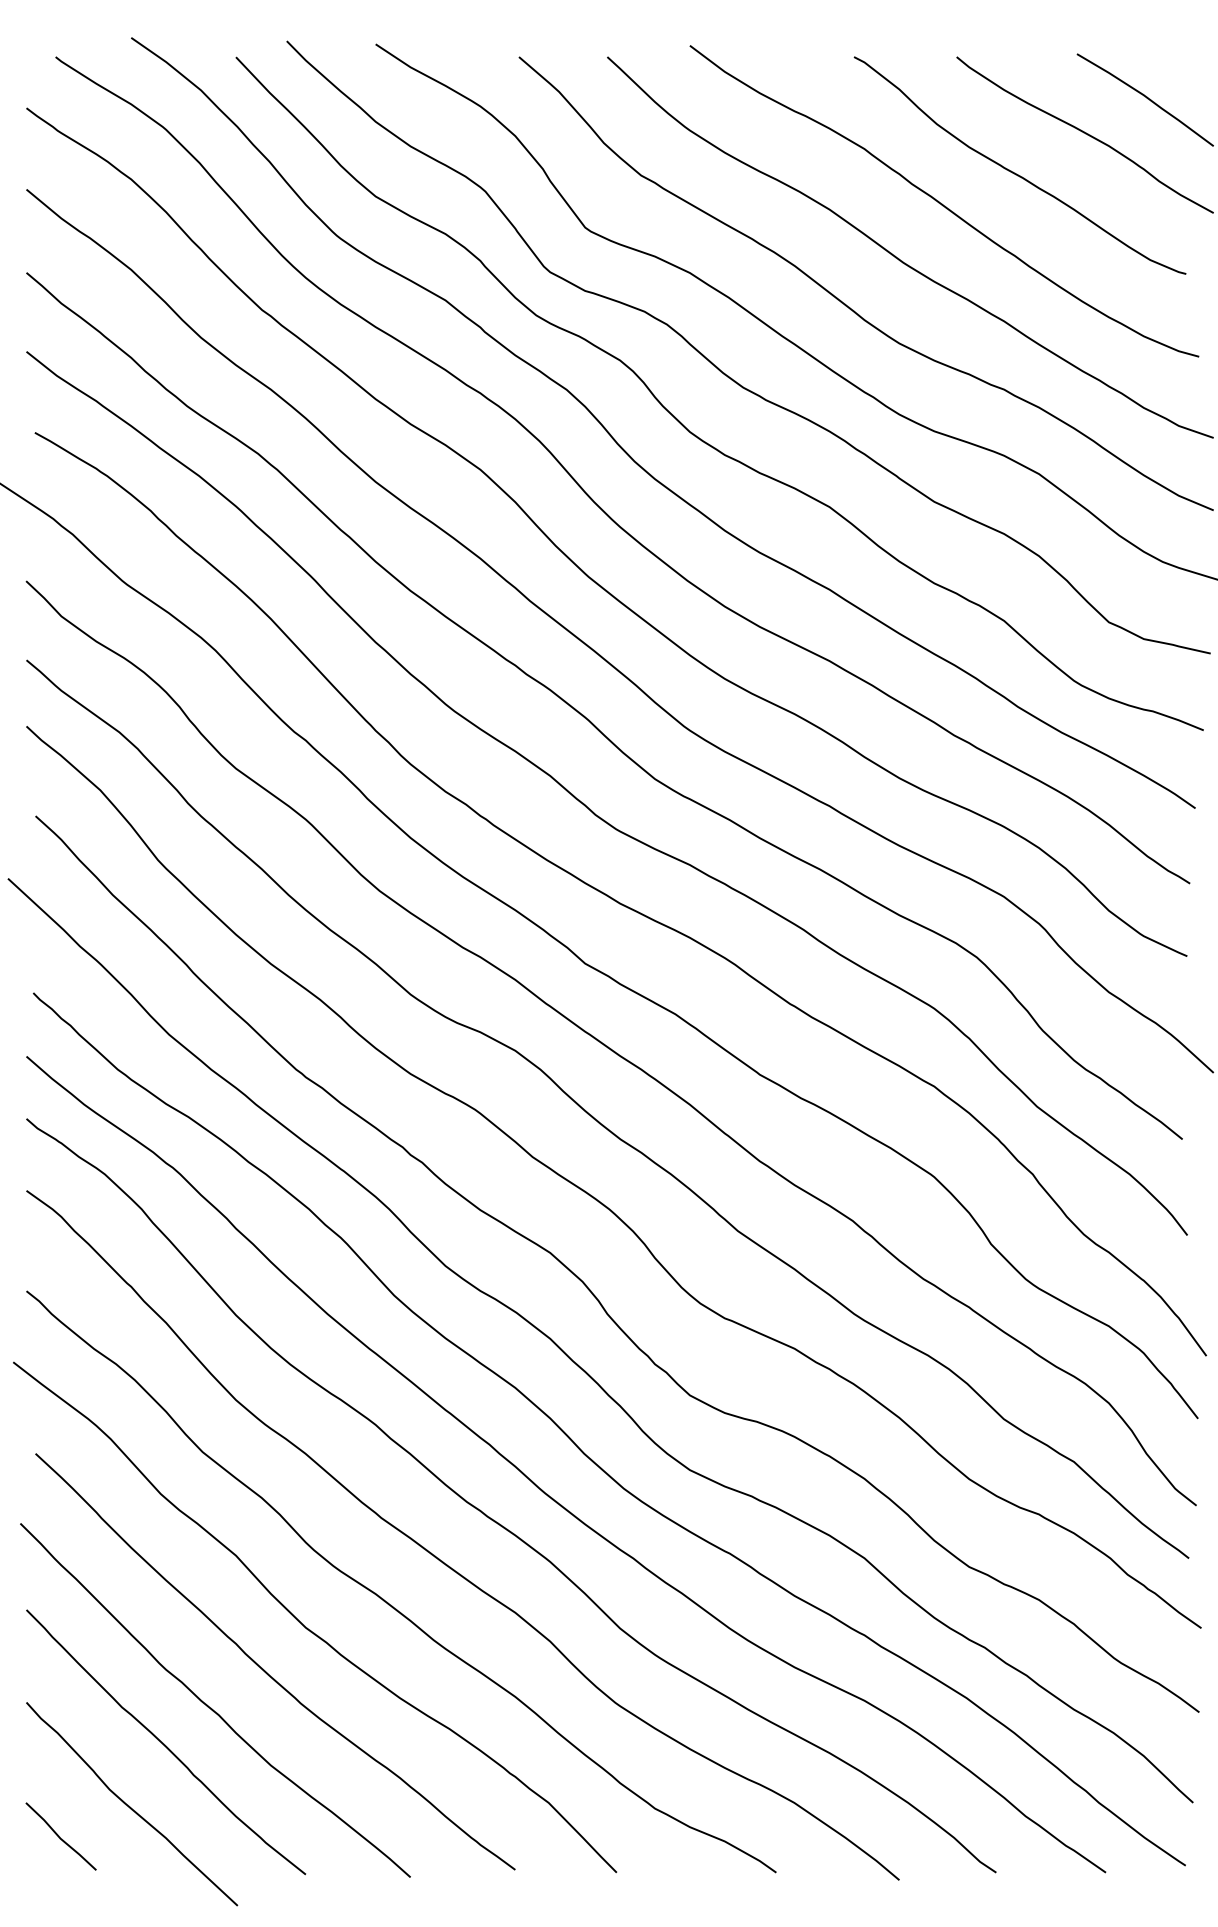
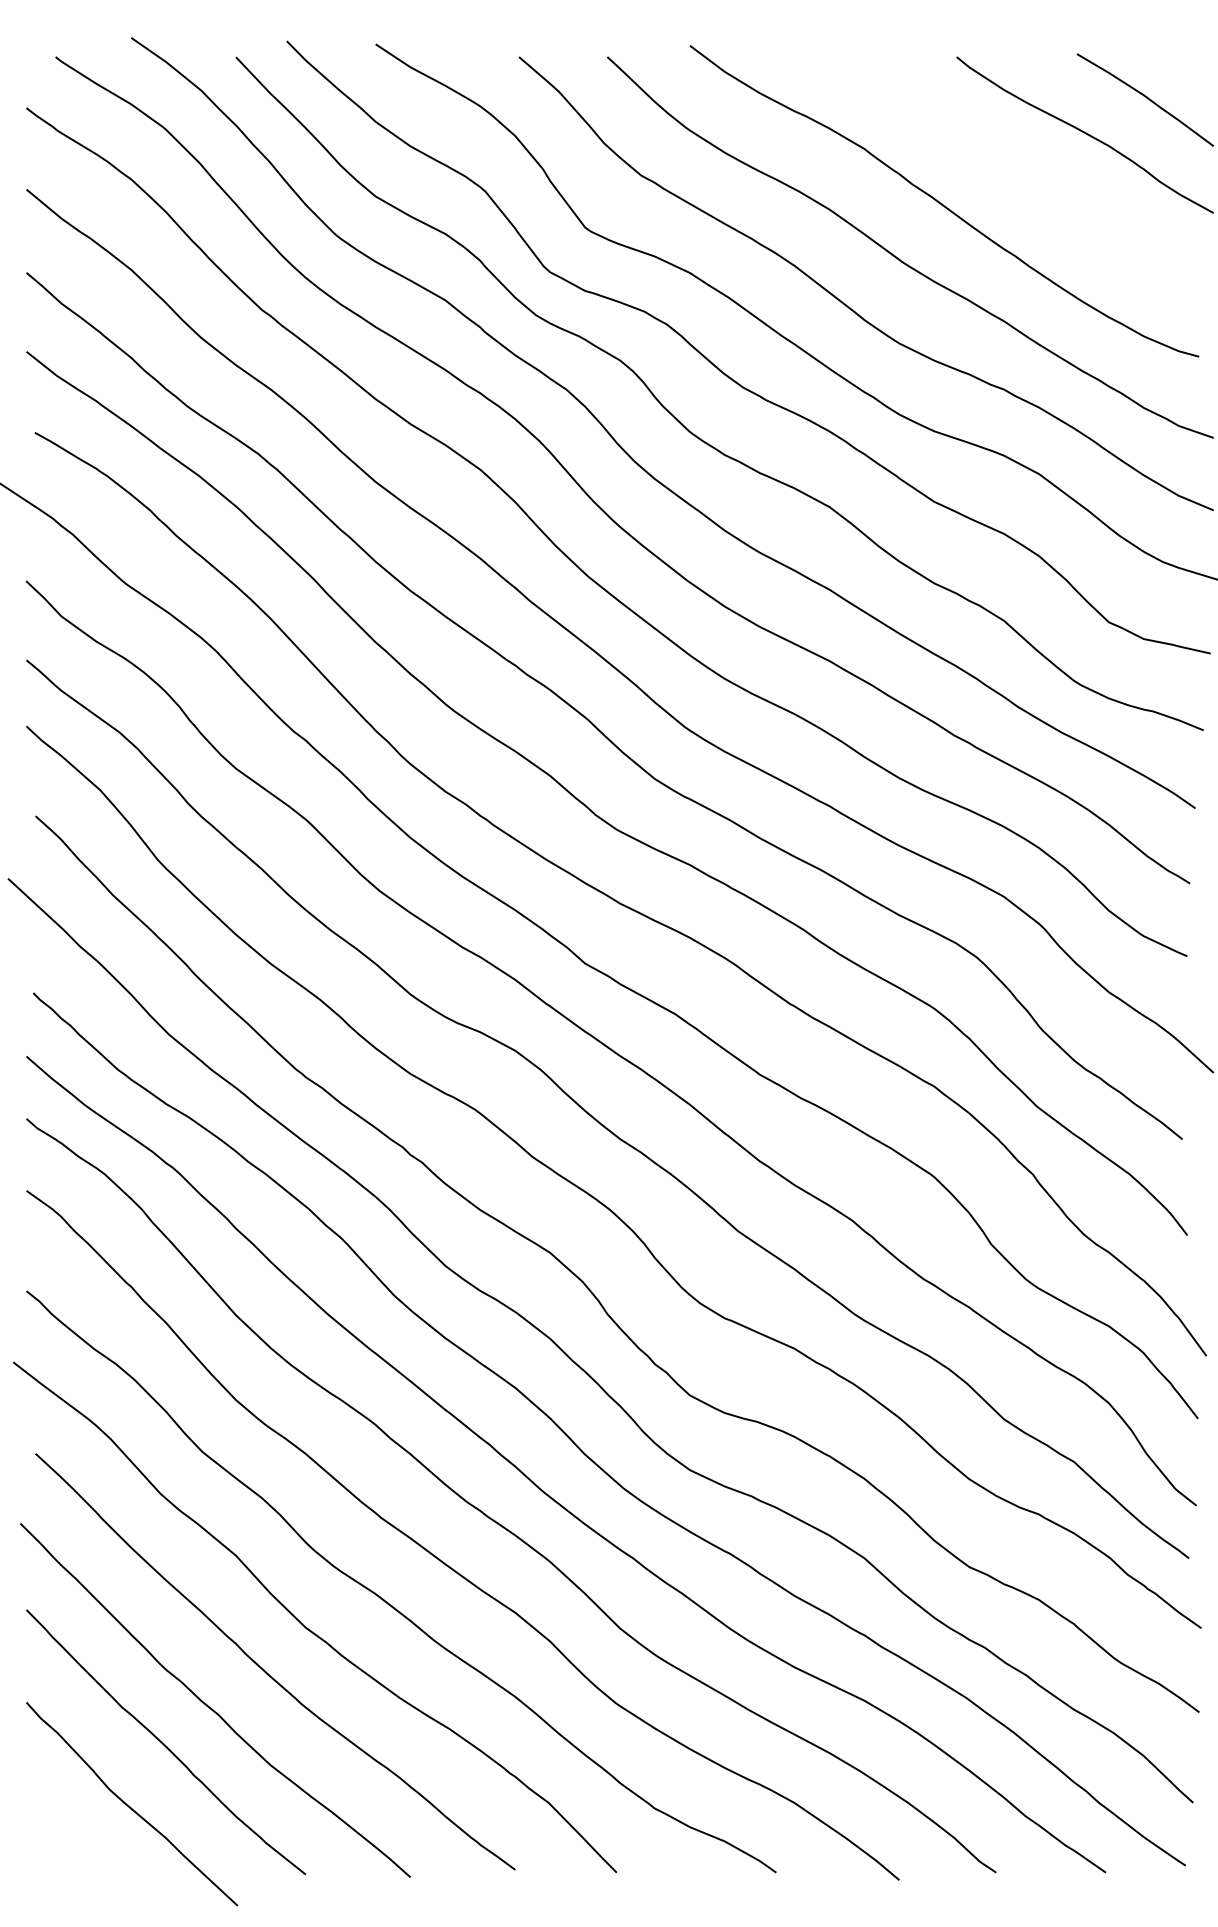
curve: present -> none (1013, 171)
line: present -> none (59, 1836)
